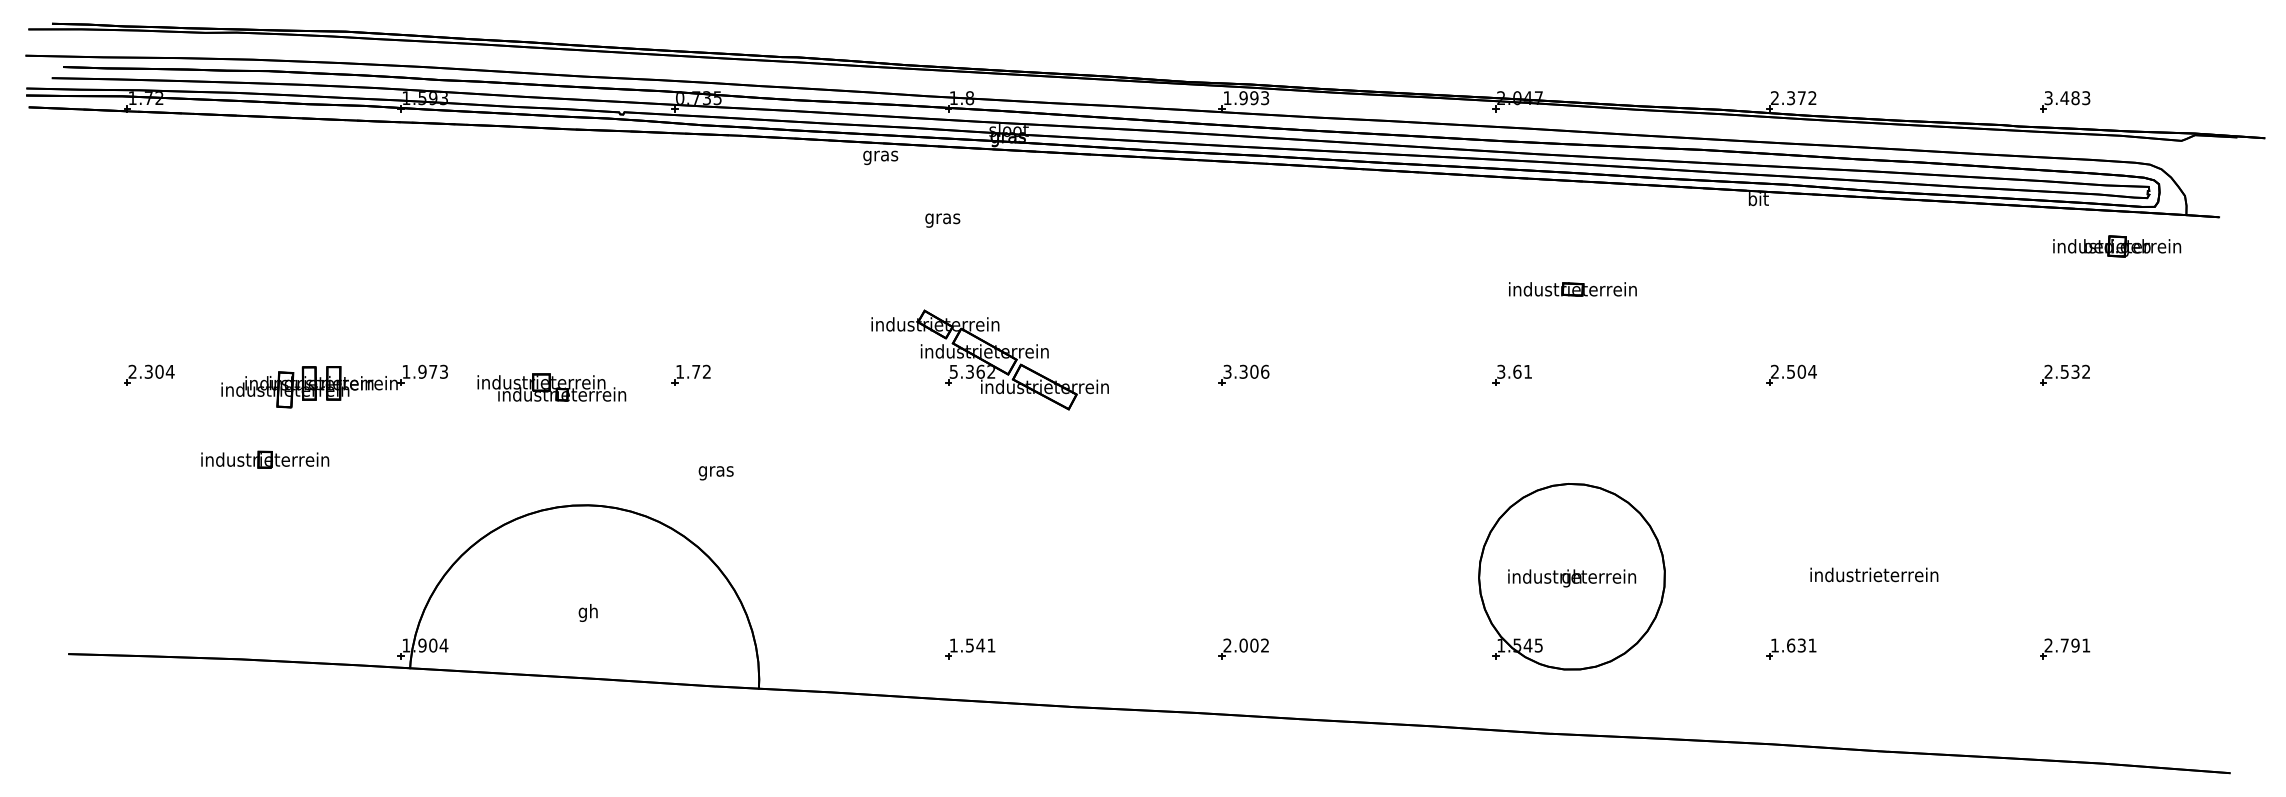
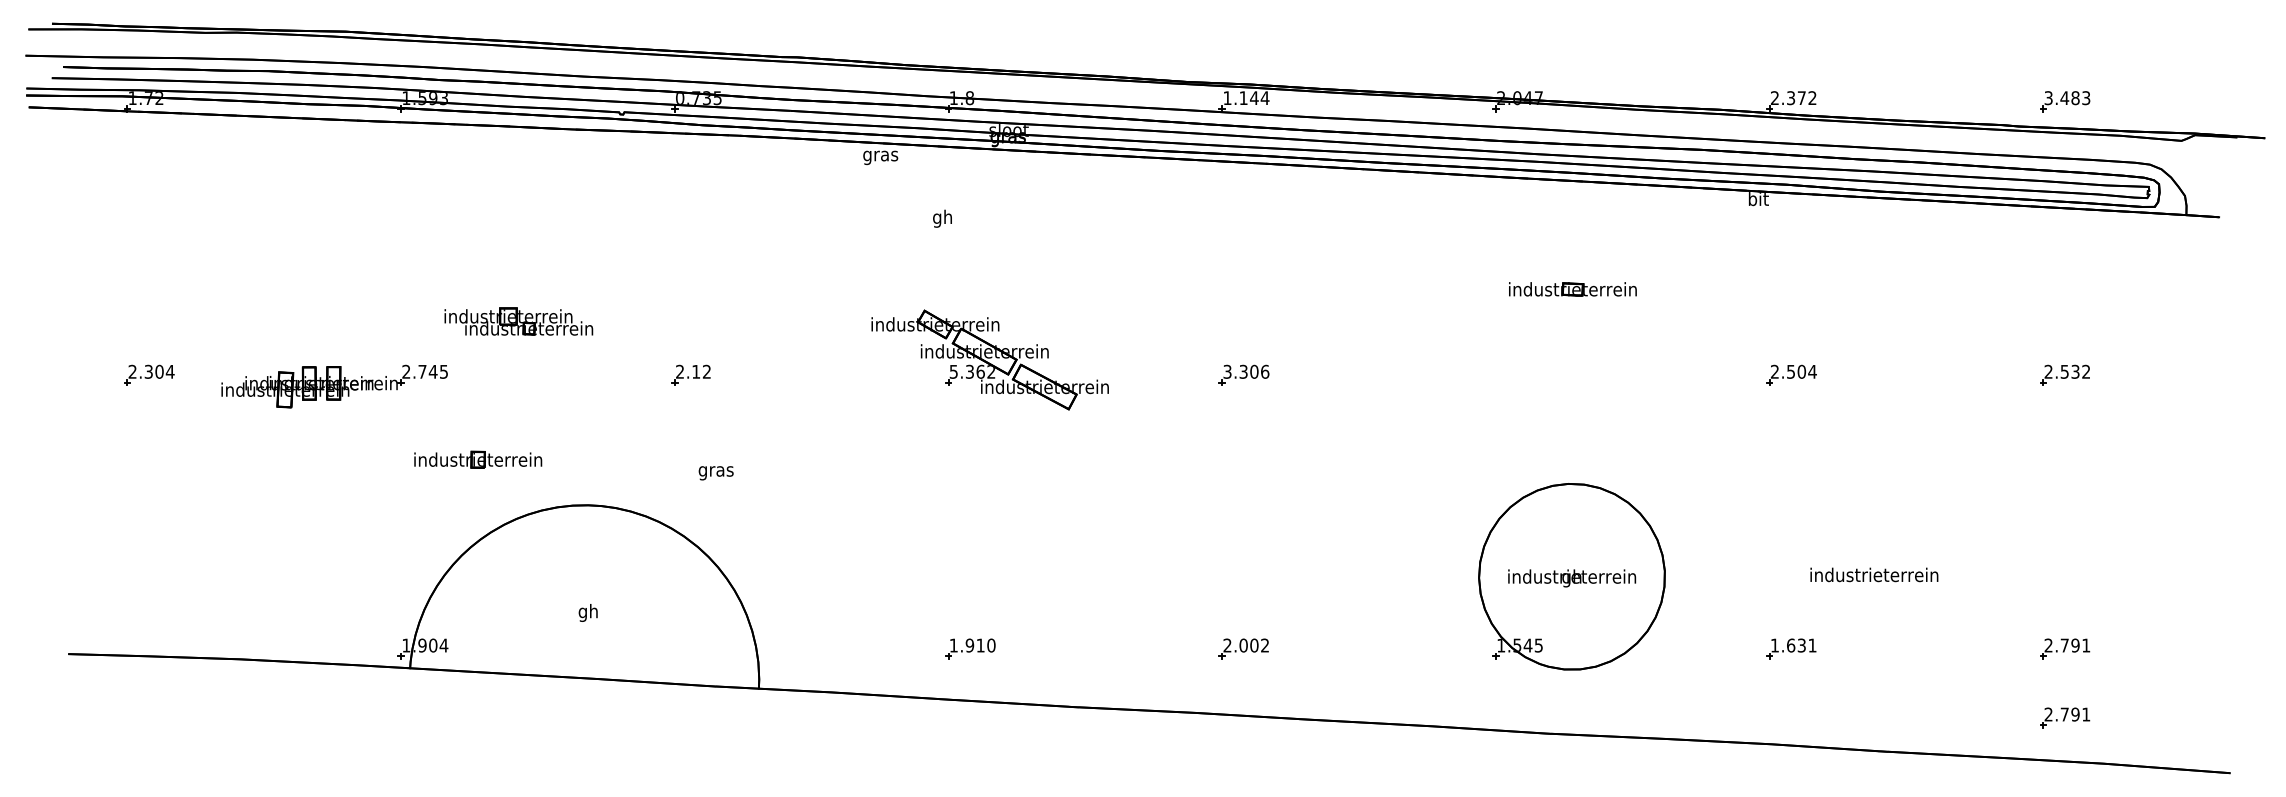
text: 1.993 -> 1.144 (1254, 98)
text: gras -> gh (942, 218)
part: present -> none (2117, 246)
text: 1.973 -> 2.745 (424, 371)
text: 1.72 -> 2.12 (688, 371)
part: present -> none (1511, 374)
part position: (551, 387) -> (518, 321) (518, 321)
part position: (265, 459) -> (478, 459) (478, 459)
text: 1.541 -> 1.910 (980, 645)
part: none -> present (2065, 717)
